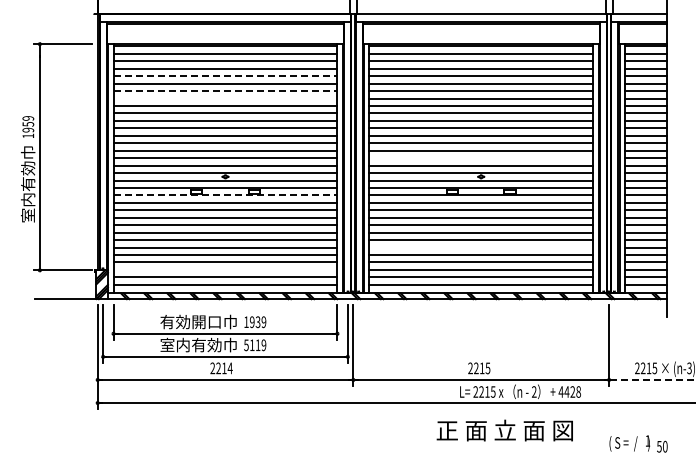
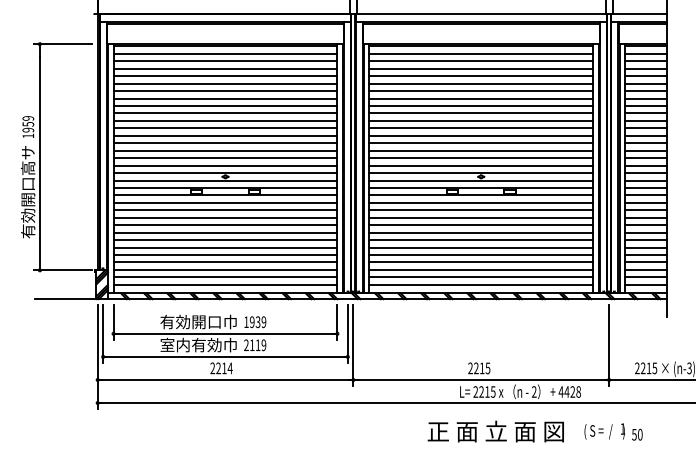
line: dashed -> solid (225, 76)
line: dashed -> solid (225, 91)
line: none -> present (225, 98)
line: none -> present (481, 158)
text: 室内有効巾 -> 有効開口高サ (27, 192)
line: dashed -> solid (225, 195)
line: none -> present (481, 247)
line: none -> present (225, 269)
text: 5119 -> 2119 (246, 345)
line: dashed -> solid (652, 379)
text position: (504, 430) -> (495, 431) (495, 431)
text position: (638, 443) -> (613, 431) (613, 431)
